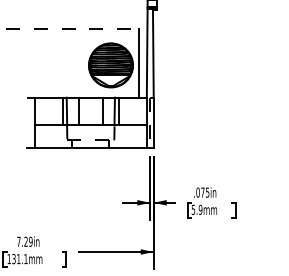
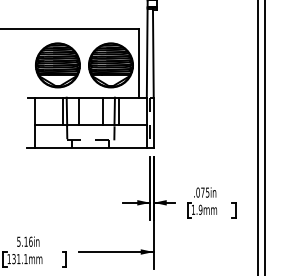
line: dashed -> solid (70, 28)
part: none -> present (57, 65)
line: none -> present (257, 137)
line: none -> present (264, 137)
text: 5.9mm -> 1.9mm (193, 209)
text: 7.29in -> 5.16in (24, 241)
